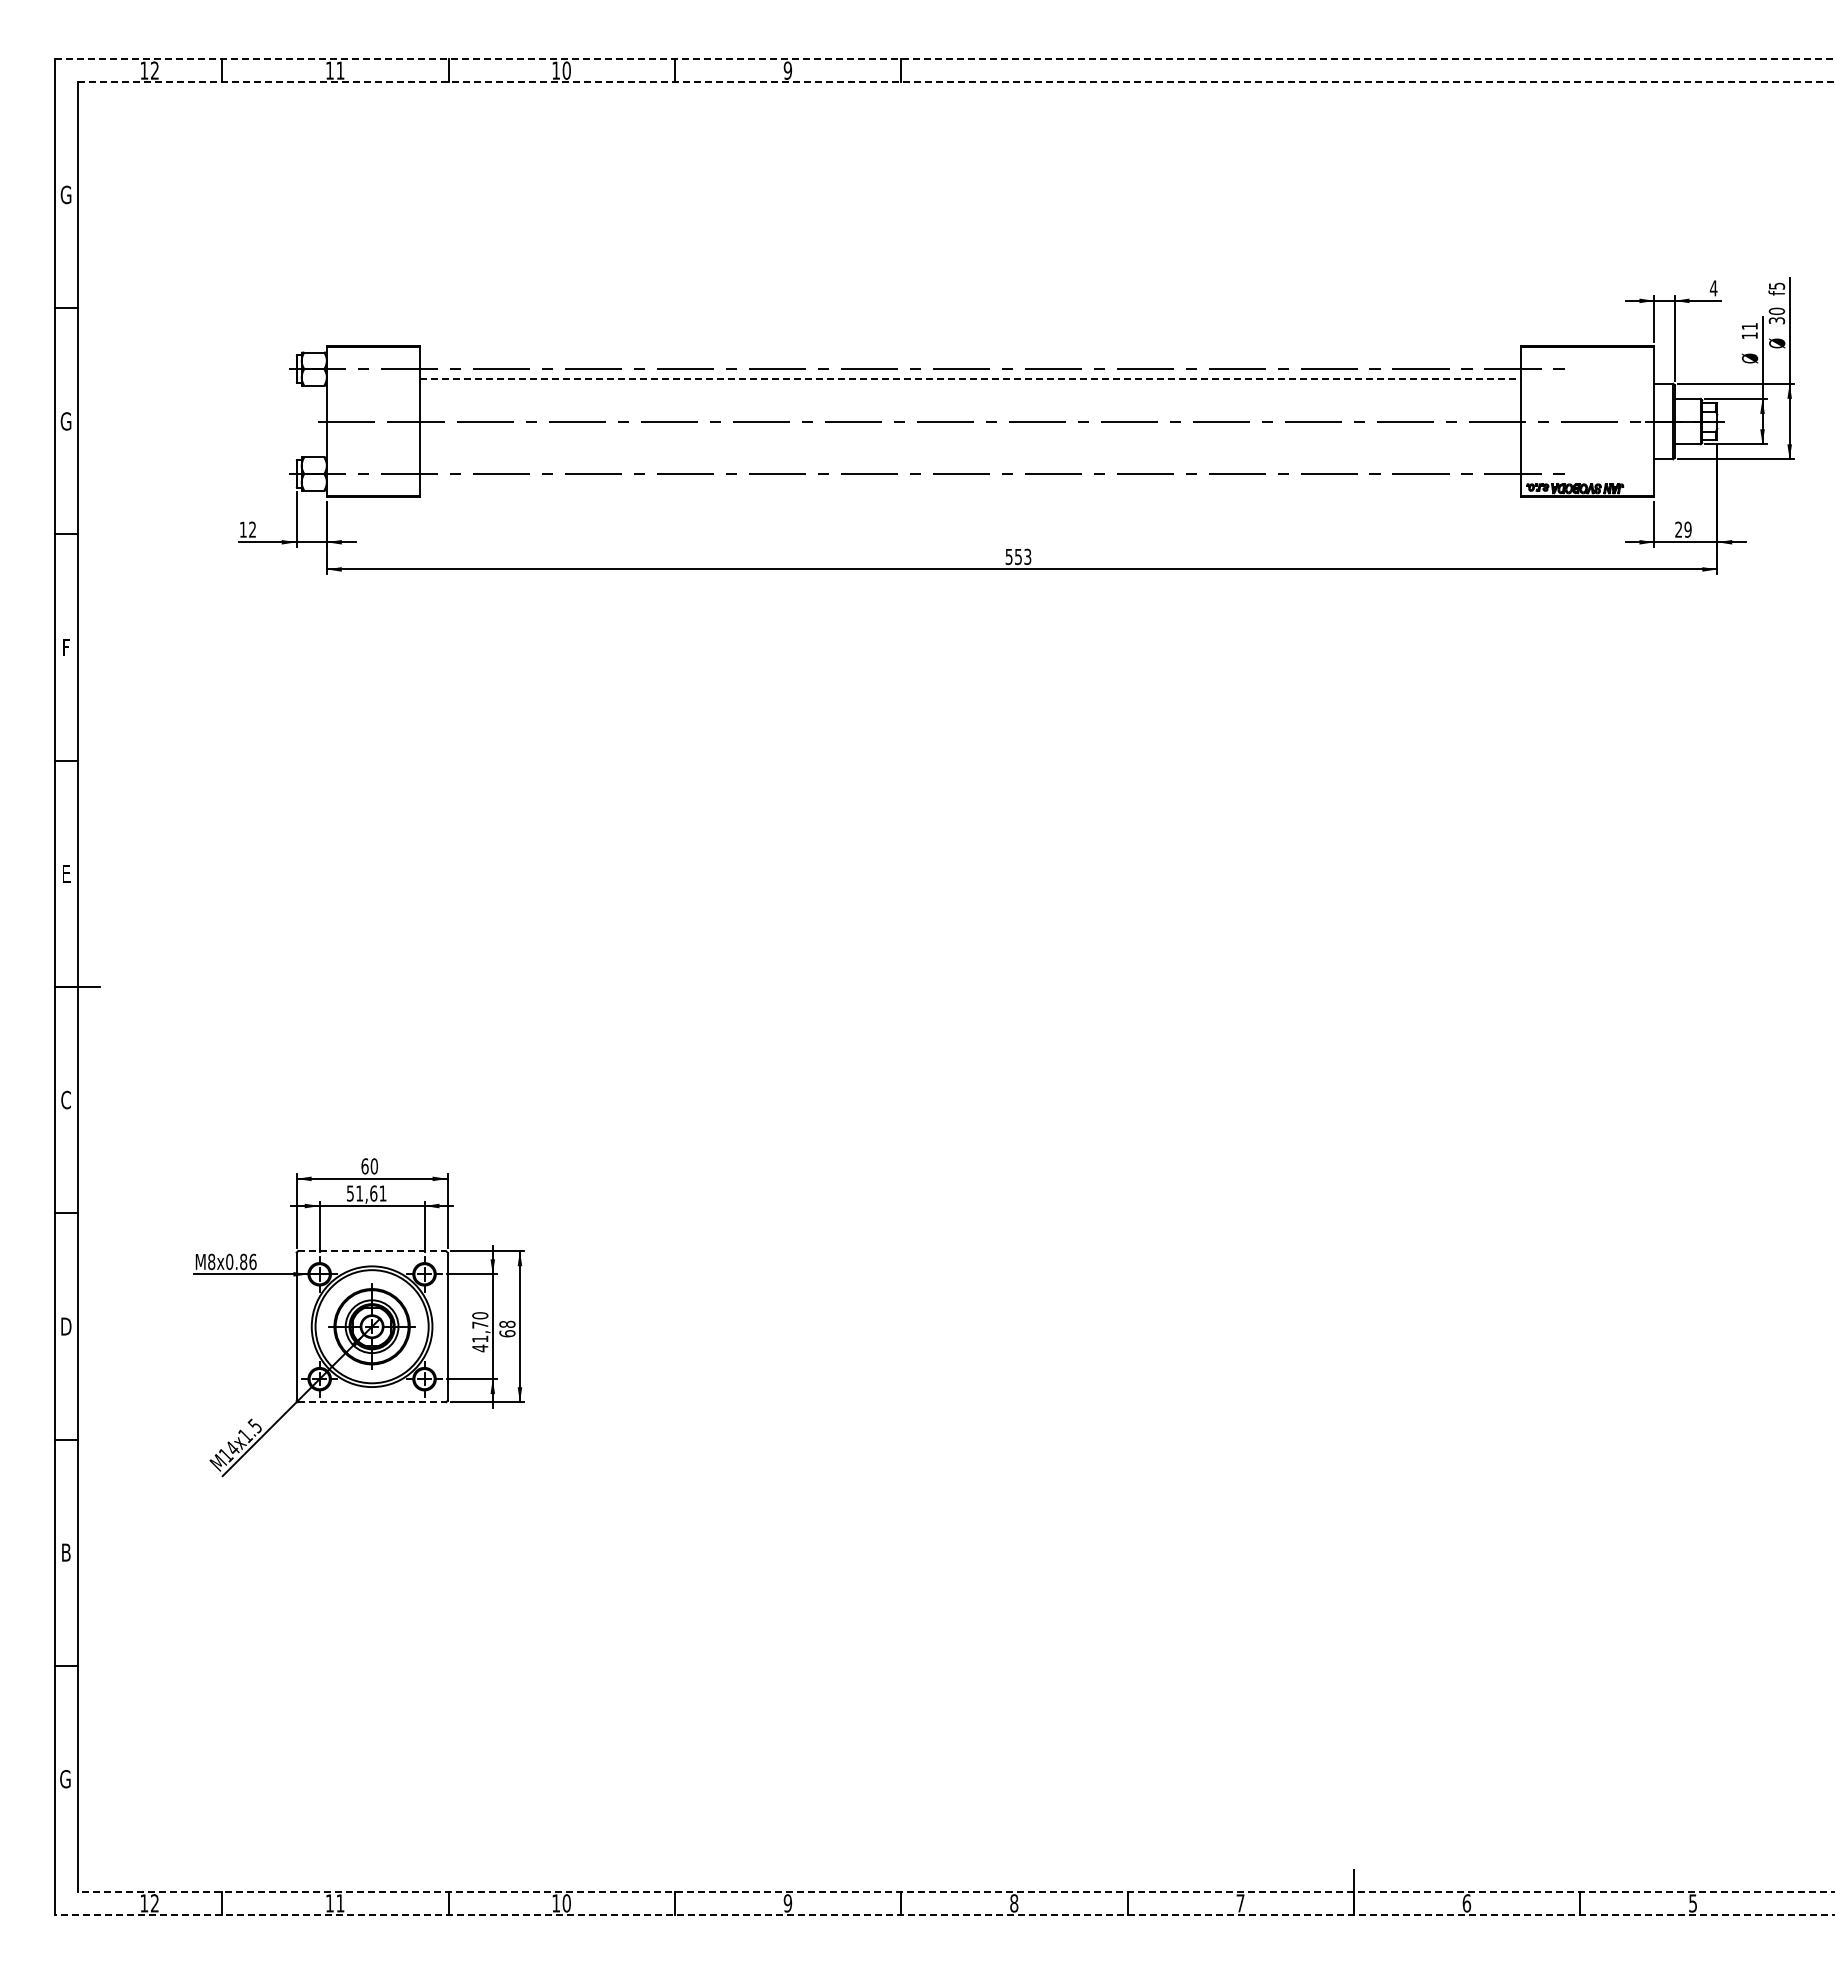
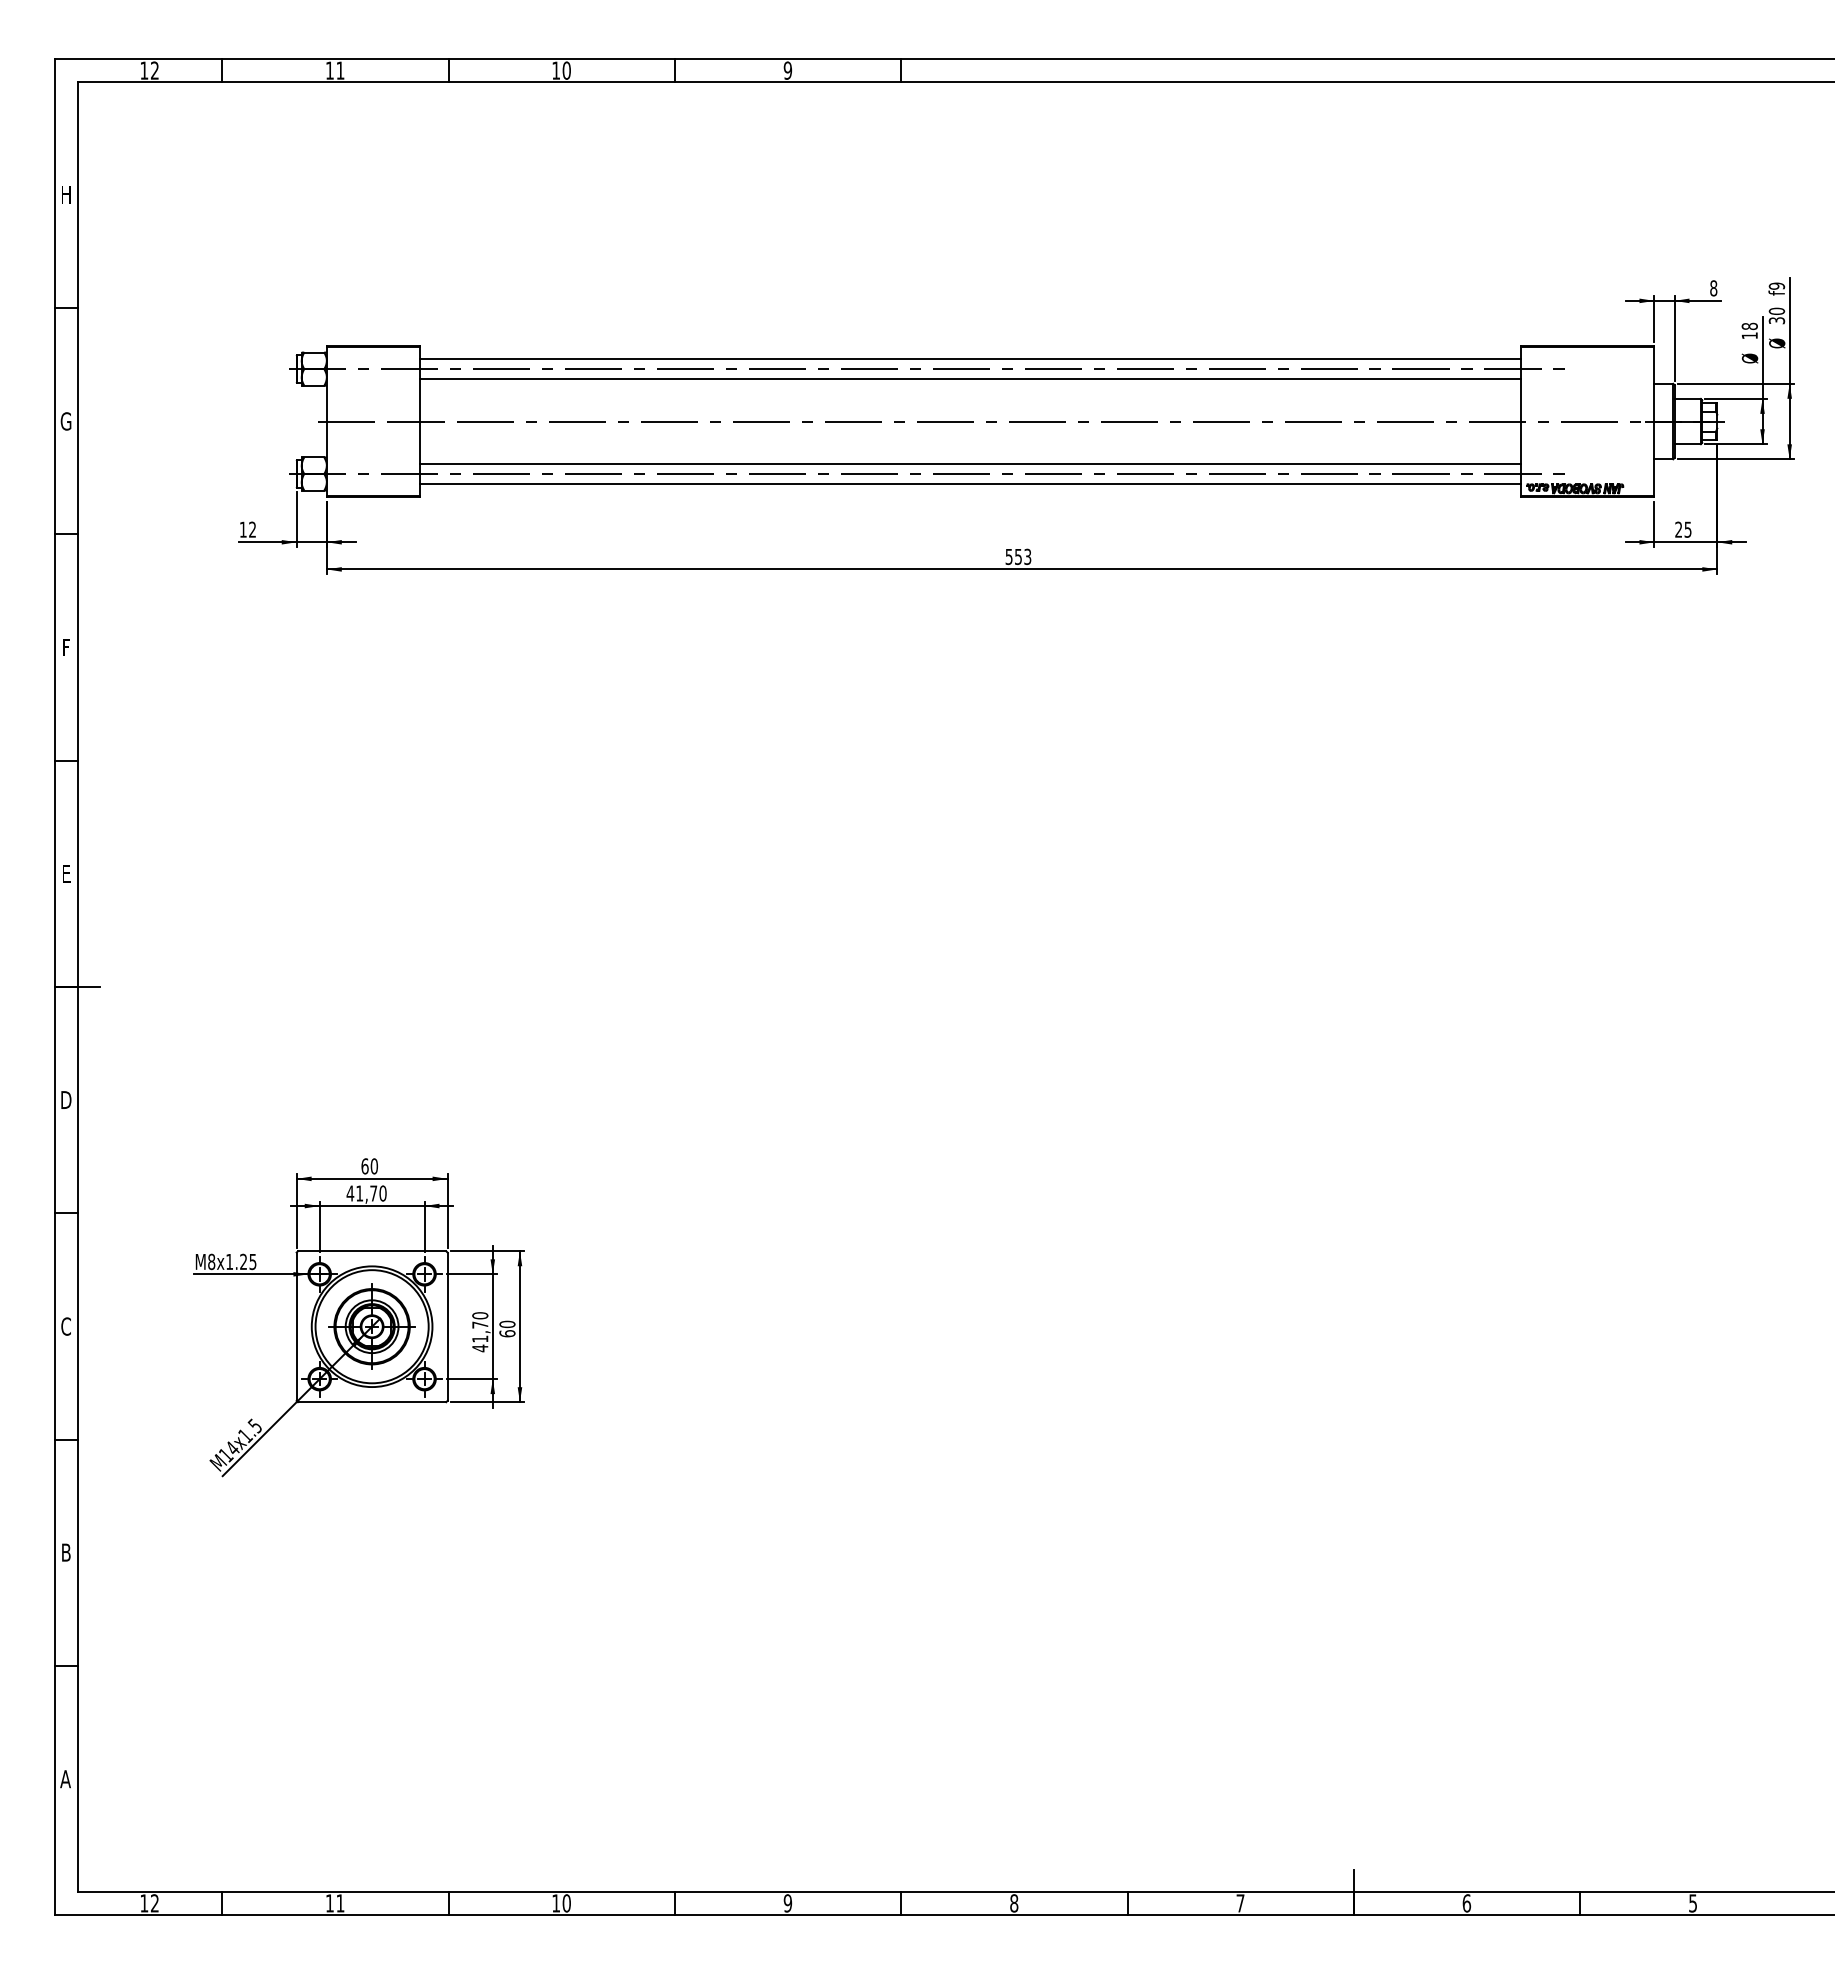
line: dashed -> solid (944, 59)
line: dashed -> solid (956, 81)
text: G -> H (65, 194)
text: f5 -> f9 (1776, 285)
text: 4 -> 8 (1713, 288)
text: 11 -> 18 (1749, 326)
line: none -> present (970, 359)
line: dashed -> solid (970, 379)
line: none -> present (970, 463)
line: none -> present (970, 484)
text: 29 -> 25 (1687, 529)
text: C -> D (66, 1099)
text: 51,61 -> 41,70 (366, 1193)
line: dashed -> solid (372, 1251)
text: M8x0.86 -> M8x1.25 (241, 1261)
text: 68 -> 60 (507, 1324)
text: D -> C (66, 1326)
line: dashed -> solid (372, 1402)
text: G -> A (65, 1779)
line: dashed -> solid (955, 1892)
line: dashed -> solid (944, 1914)
